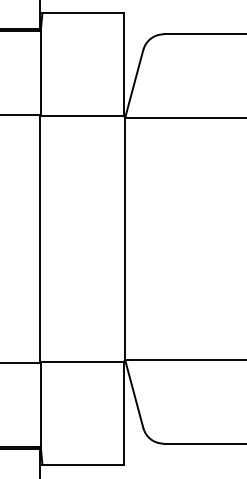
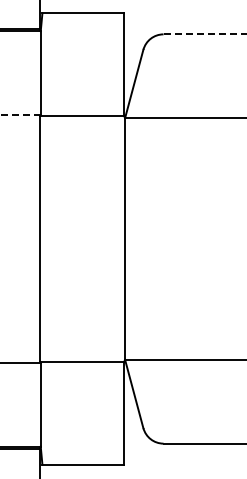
line: solid -> dashed (205, 34)
line: solid -> dashed (20, 115)
